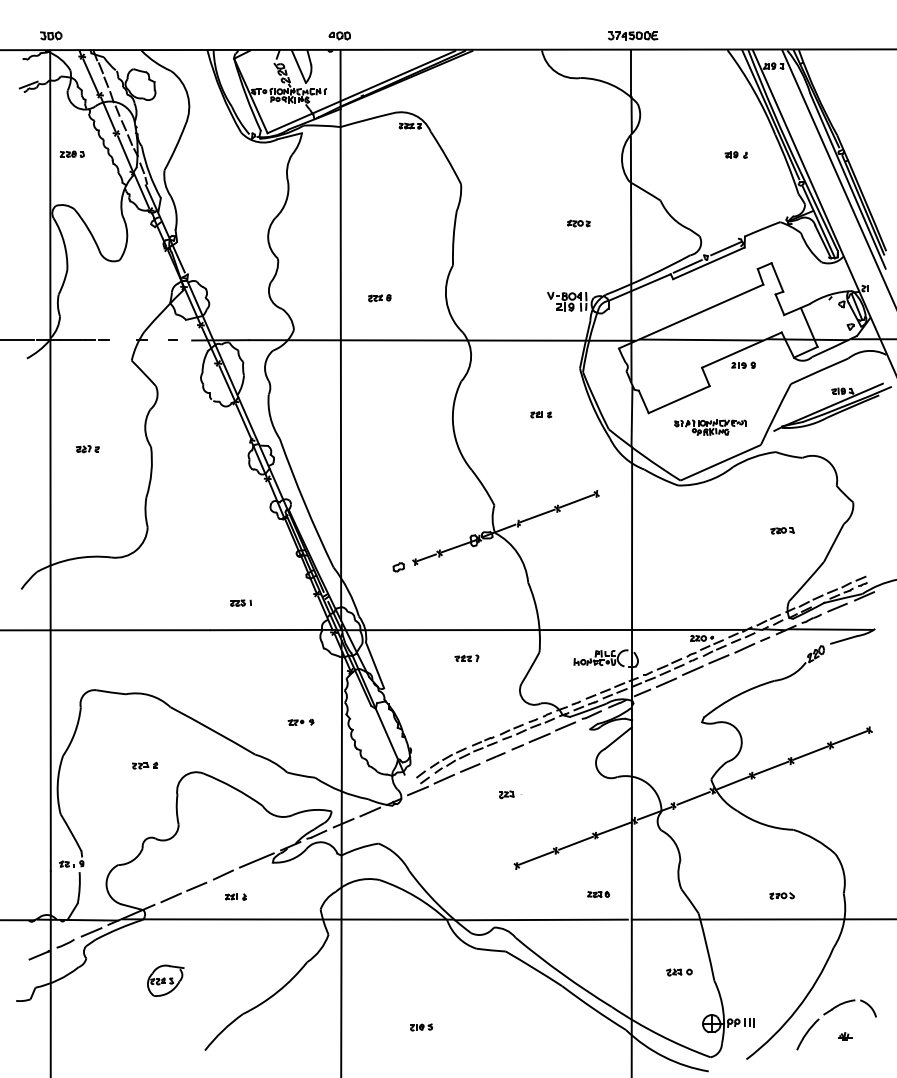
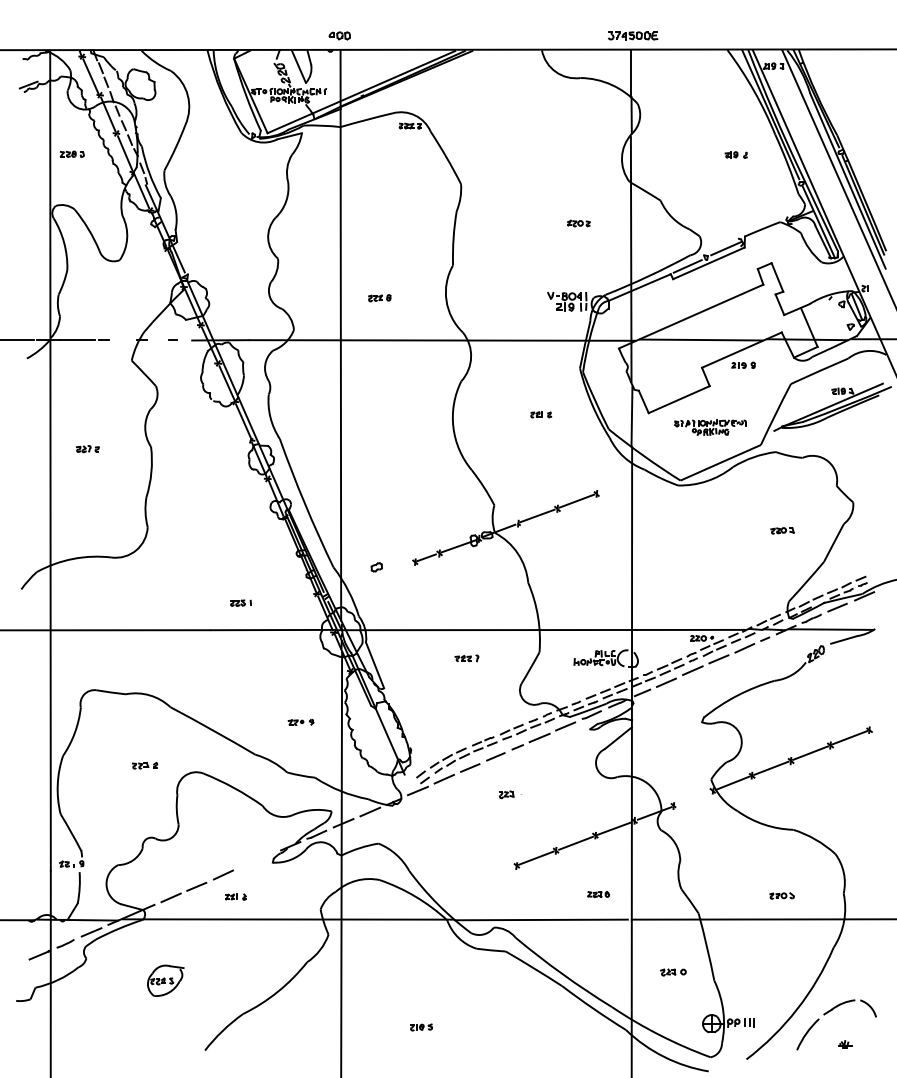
part: present -> none (51, 35)
part position: (398, 567) -> (376, 567) (376, 567)
line: present -> none (693, 798)
line: present -> none (256, 860)
part position: (679, 972) -> (673, 972) (673, 972)
part position: (845, 1036) -> (845, 1044) (845, 1044)
